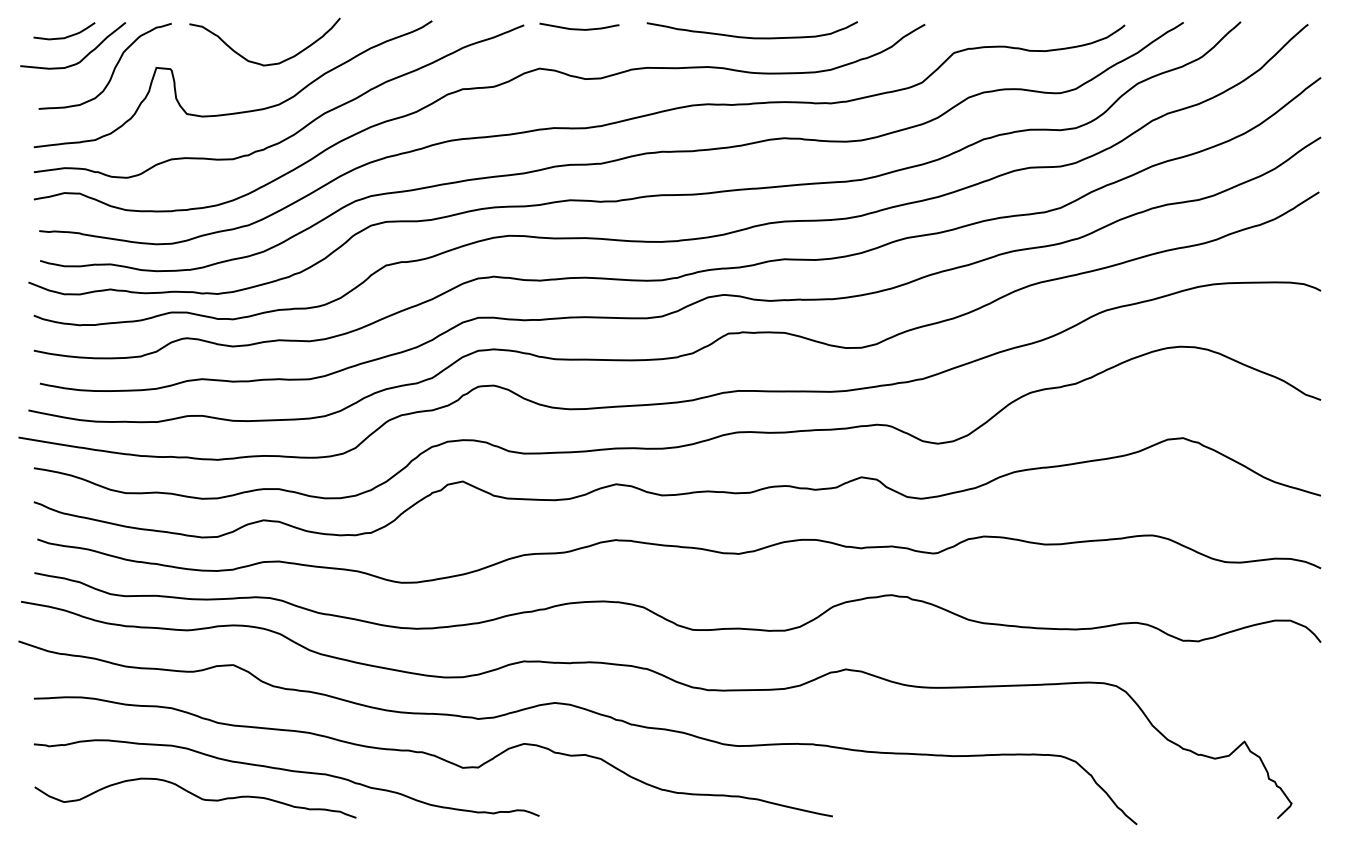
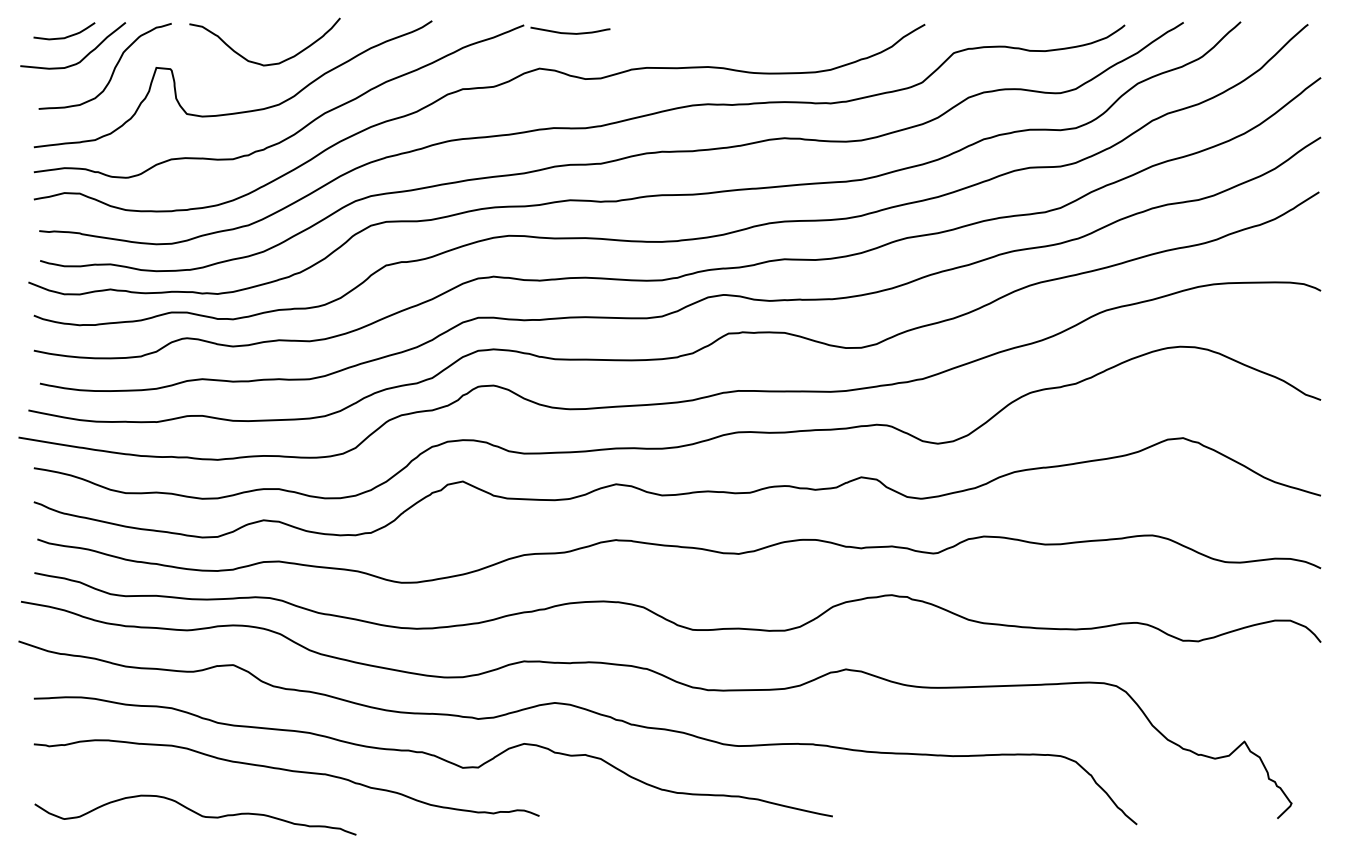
curve position: (579, 28) -> (570, 32) (570, 32)
curve: present -> none (752, 37)
curve position: (195, 796) -> (195, 813) (195, 813)
